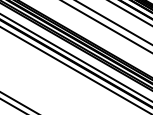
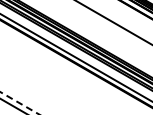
line: present -> none (130, 13)
line: present -> none (106, 26)
line: present -> none (74, 69)
line: solid -> dashed (19, 103)
